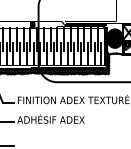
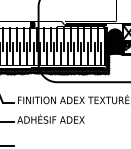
fill: none -> present (114, 46)
